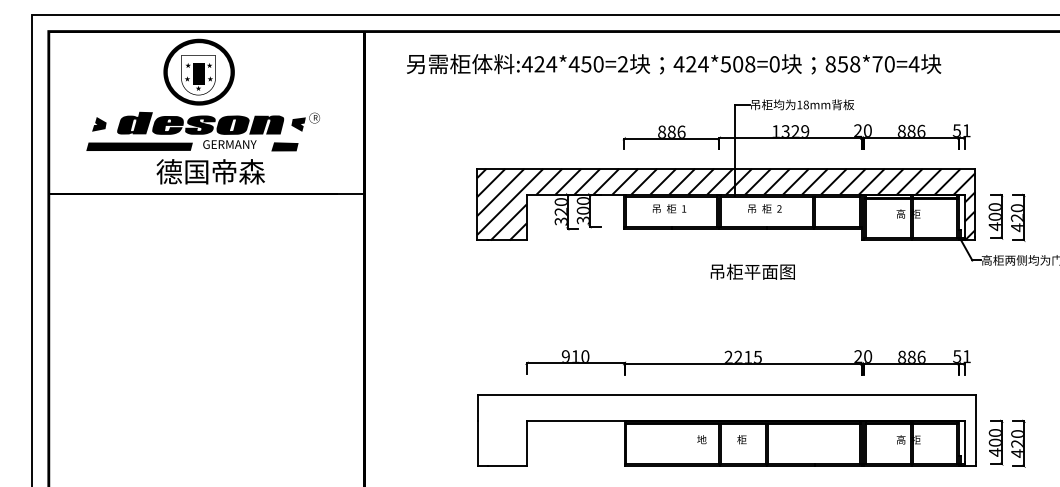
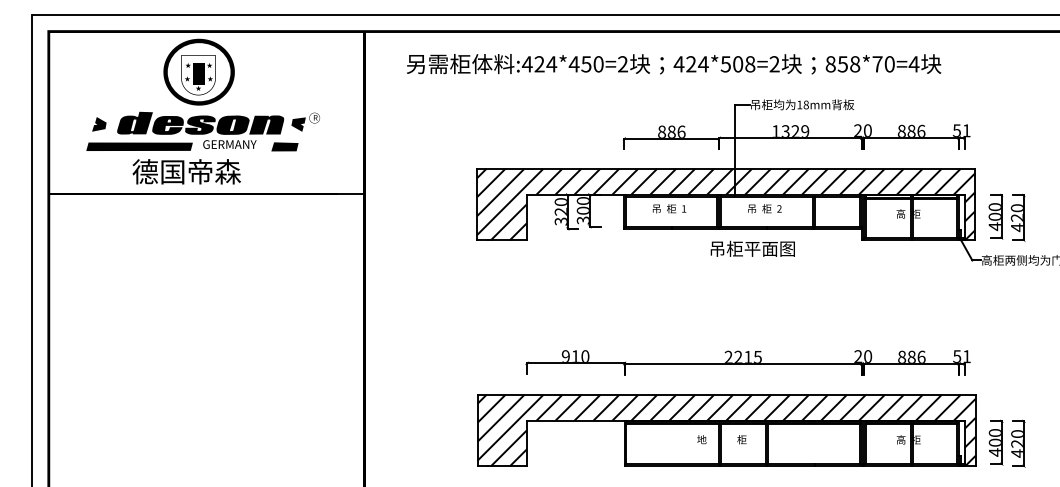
text: 424*508=0 -> 424*508=2 (774, 64)
text position: (210, 171) -> (186, 171) (186, 171)
text position: (752, 271) -> (752, 248) (752, 248)
hatch: none -> present (726, 430)
